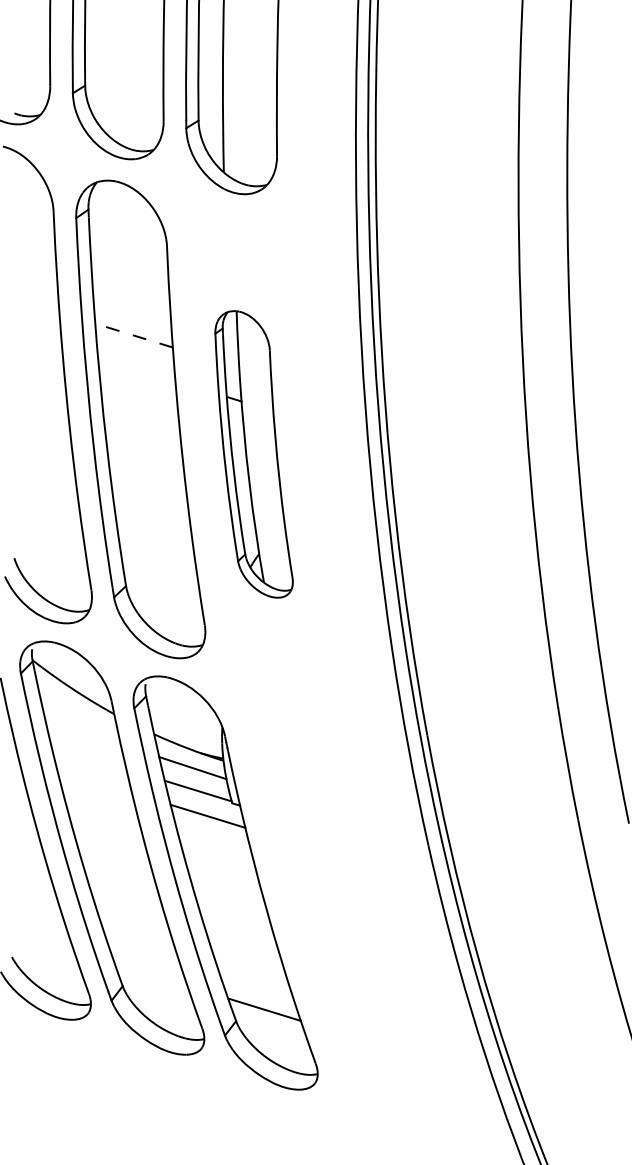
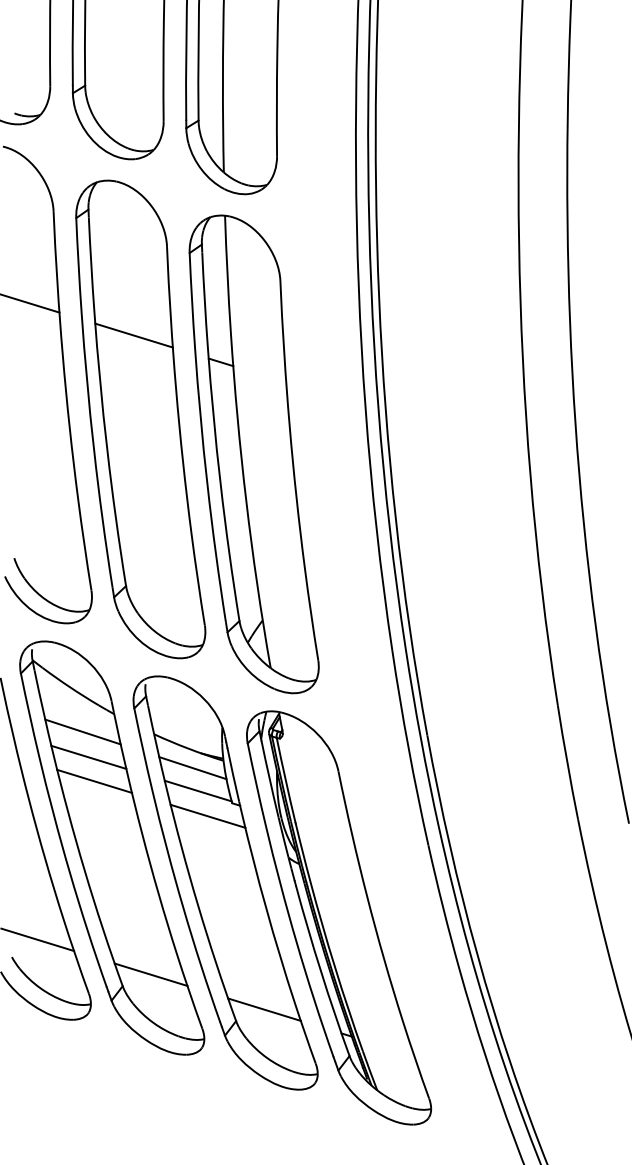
line: none -> present (30, 303)
line: dashed -> solid (134, 335)
part size: 80x289 px -> 132x481 px (253, 454)
line: none -> present (82, 731)
line: none -> present (88, 756)
line: none -> present (94, 780)
part: none -> present (338, 917)
line: none -> present (38, 939)
line: none -> present (150, 974)
